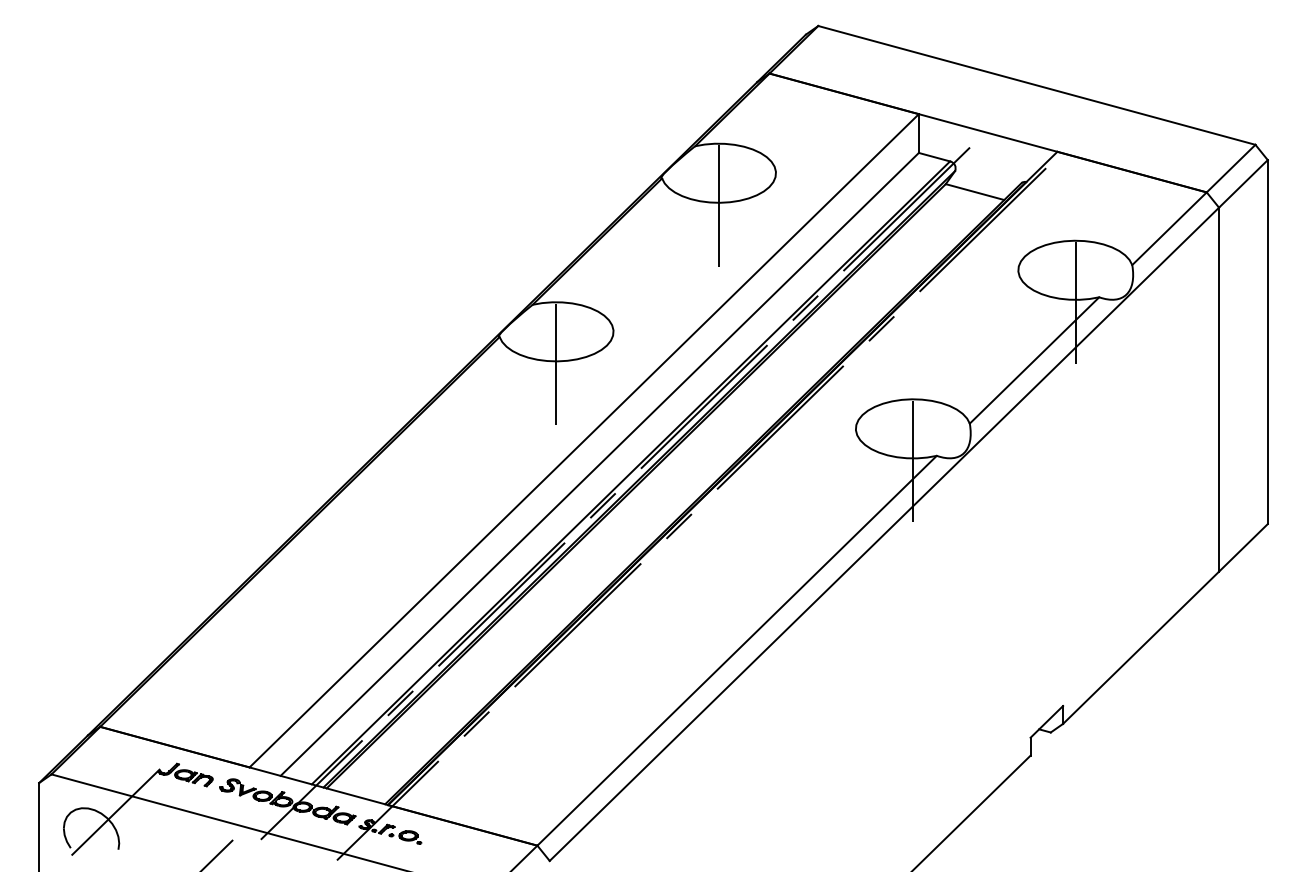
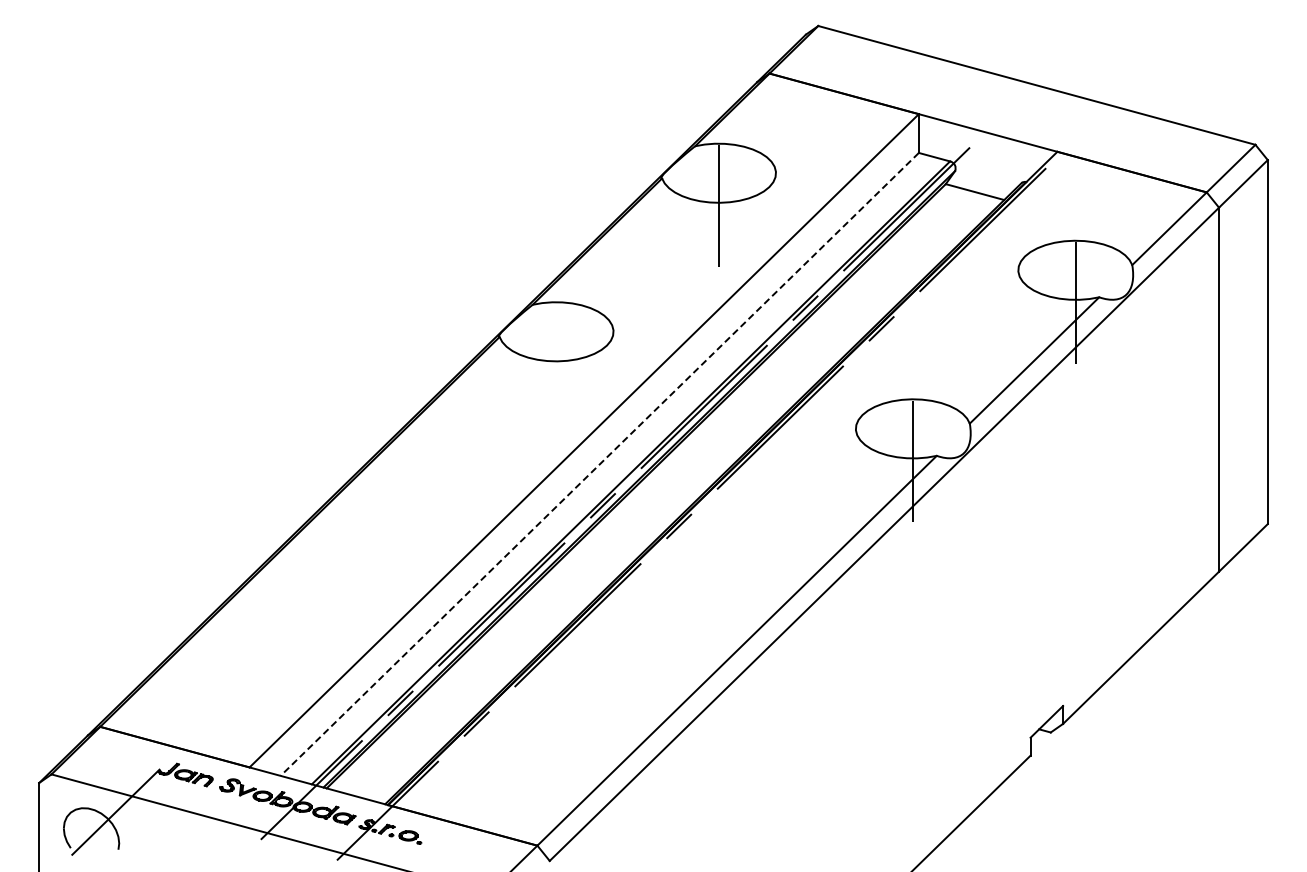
line: present -> none (556, 364)
line: solid -> dashed (599, 464)
line: present -> none (218, 854)
